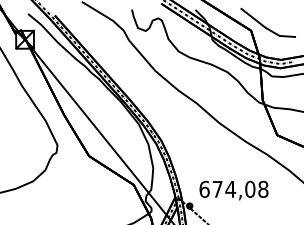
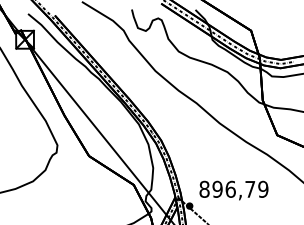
line: present -> none (264, 25)
text: 674,08 -> 896,79 (233, 188)
